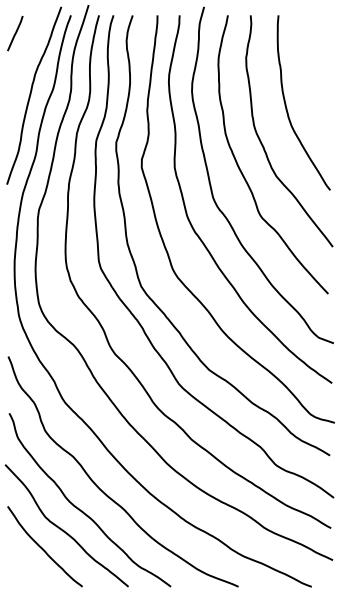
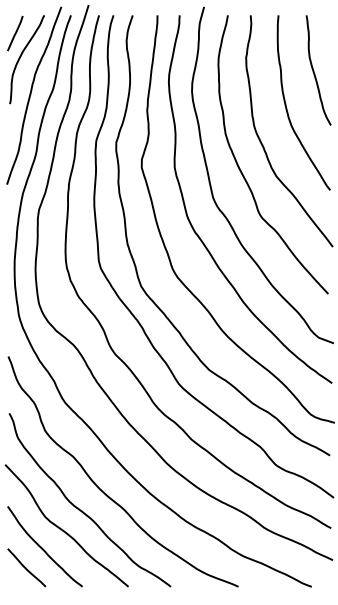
curve: none -> present (21, 56)
curve: none -> present (314, 70)
line: none -> present (26, 567)
